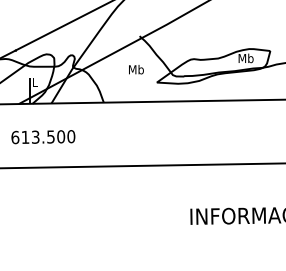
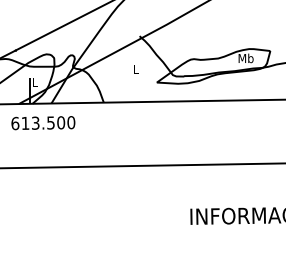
text: Mb -> L (136, 69)
text position: (43, 137) -> (43, 123) (43, 123)
